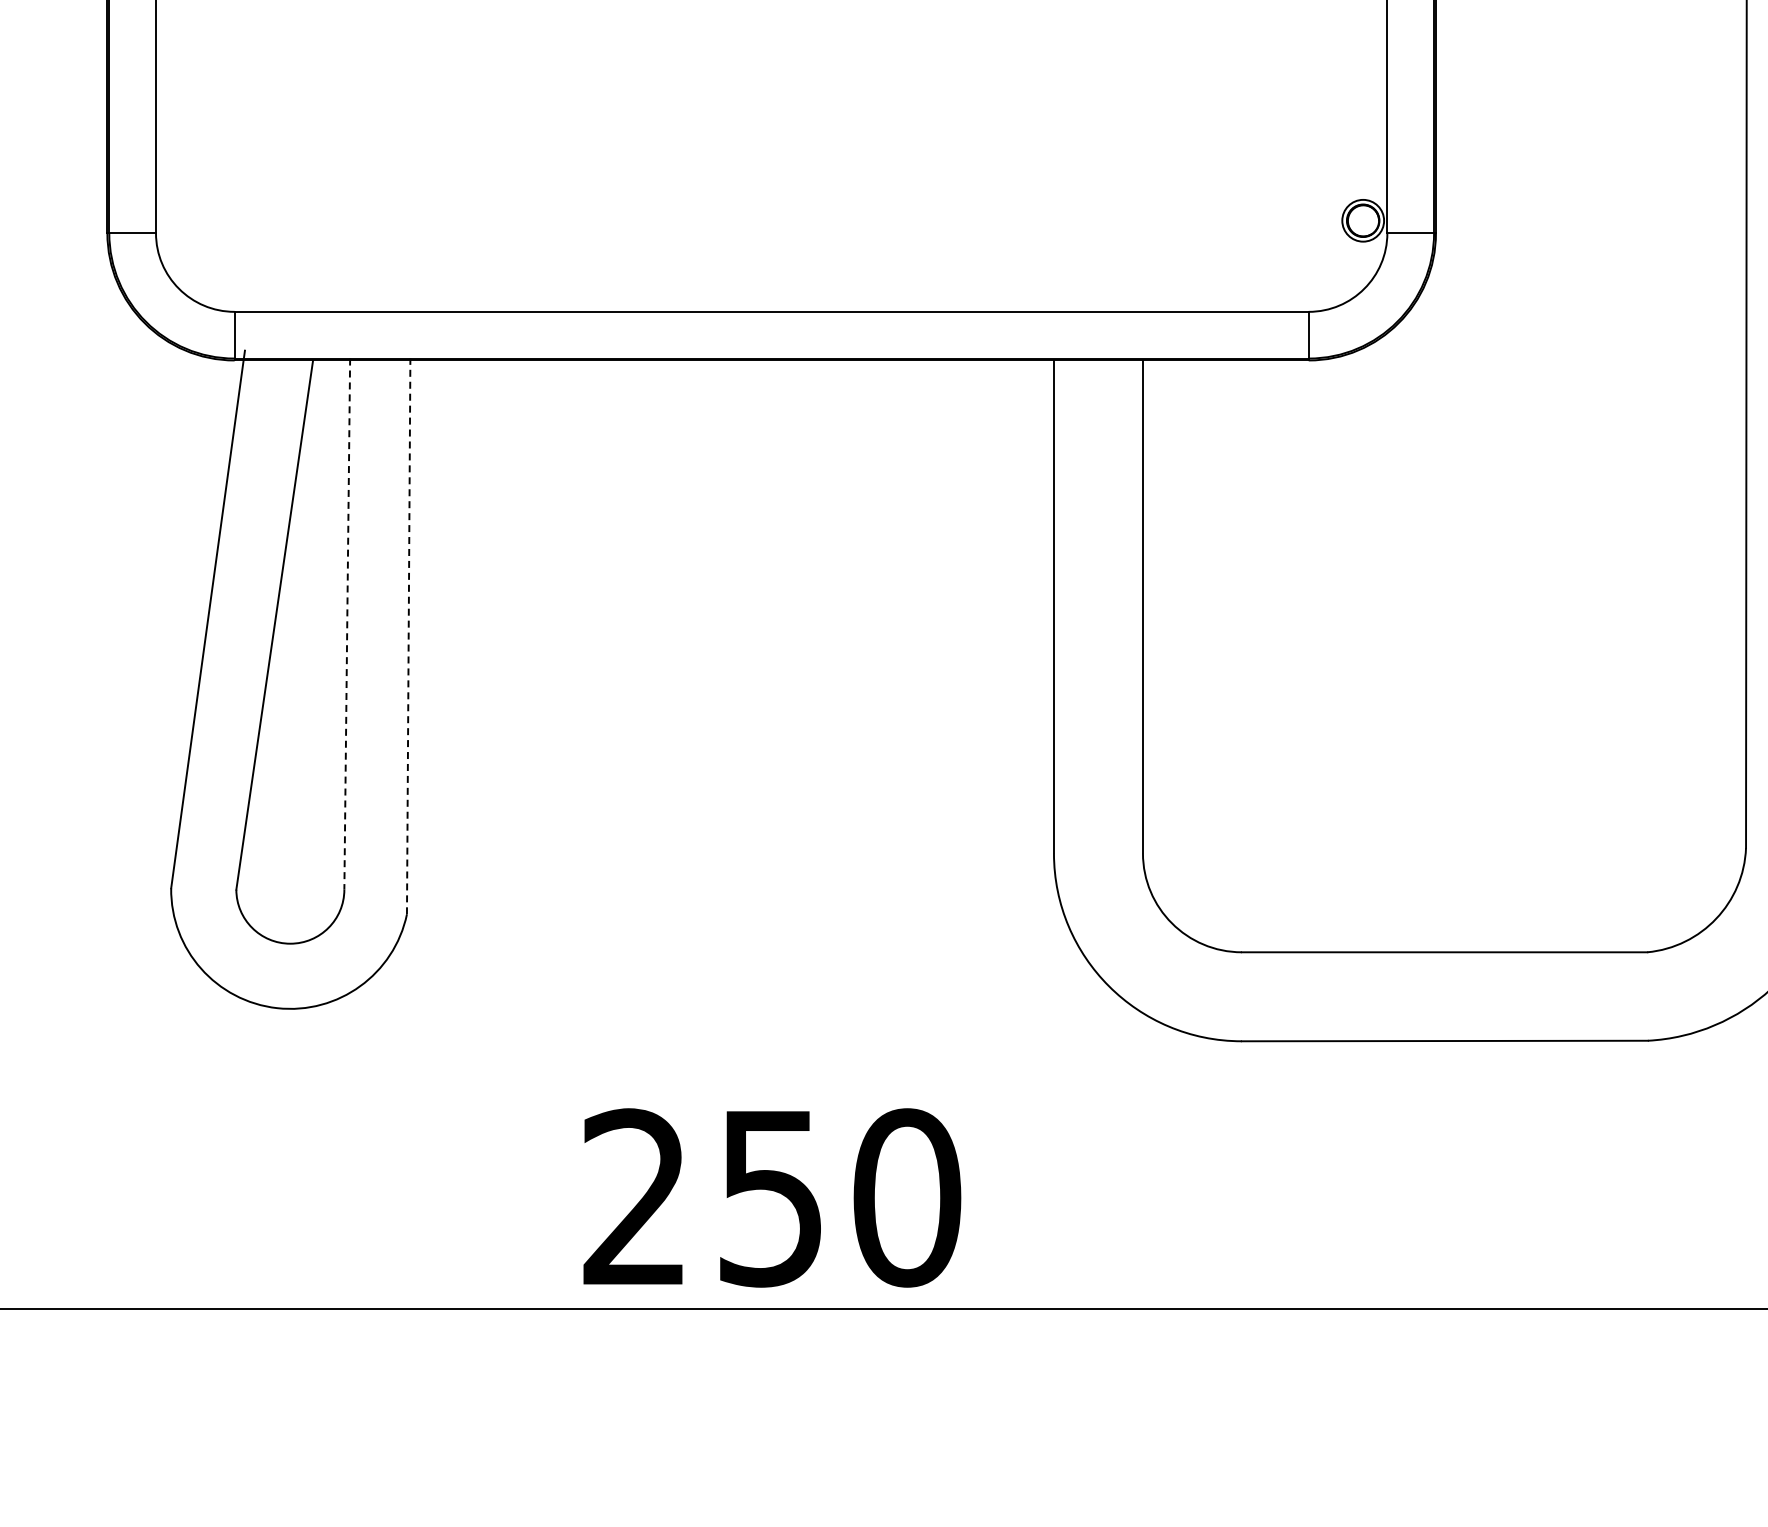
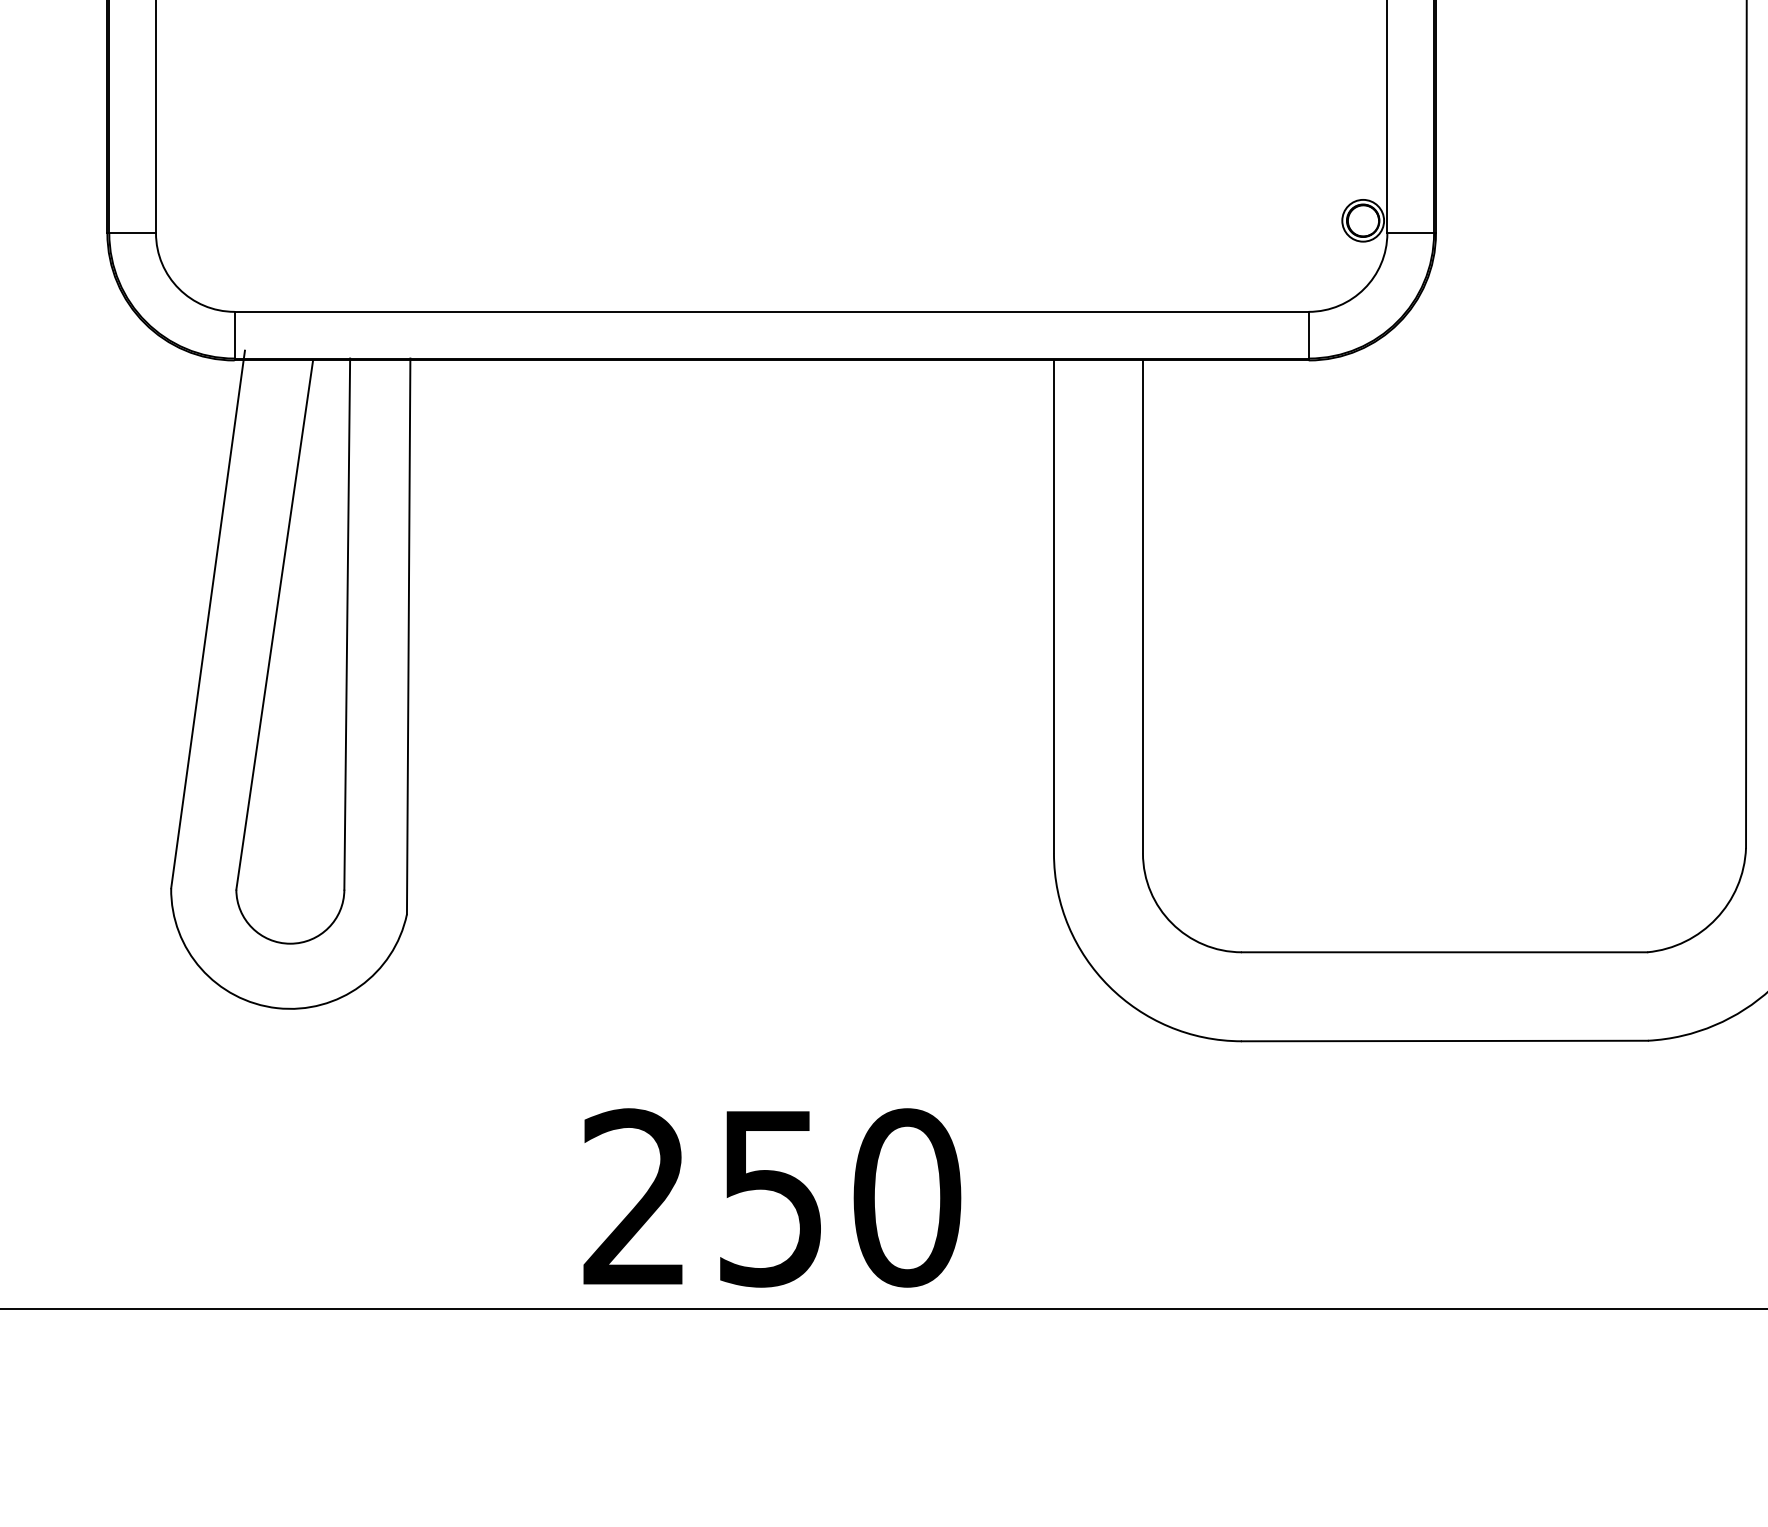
line: dashed -> solid (347, 624)
line: dashed -> solid (408, 636)
